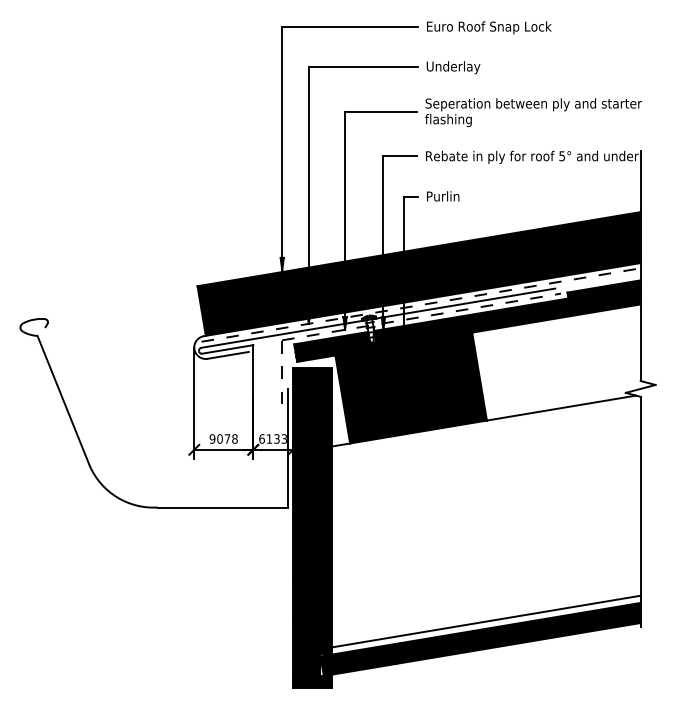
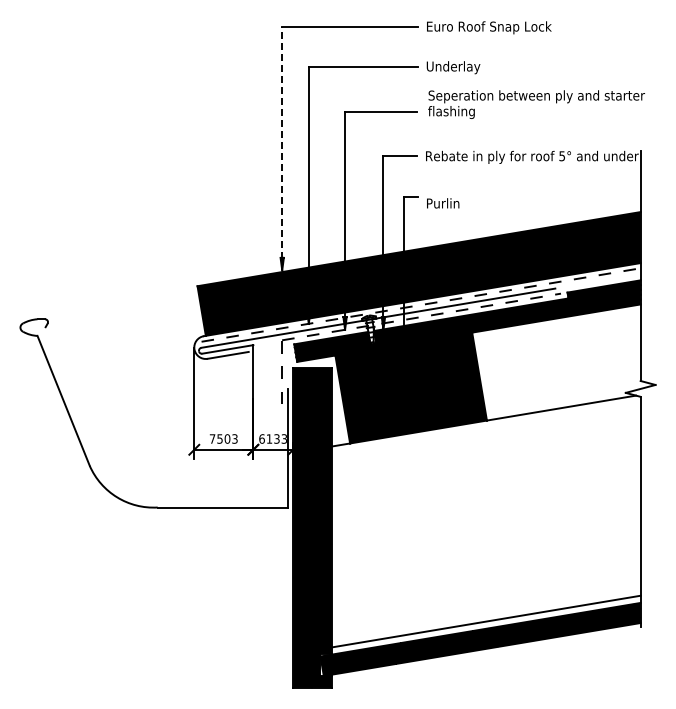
text position: (533, 112) -> (536, 104) (536, 104)
line: solid -> dashed (282, 148)
text position: (443, 196) -> (443, 203) (443, 203)
text: 9078 -> 7503 (223, 438)
